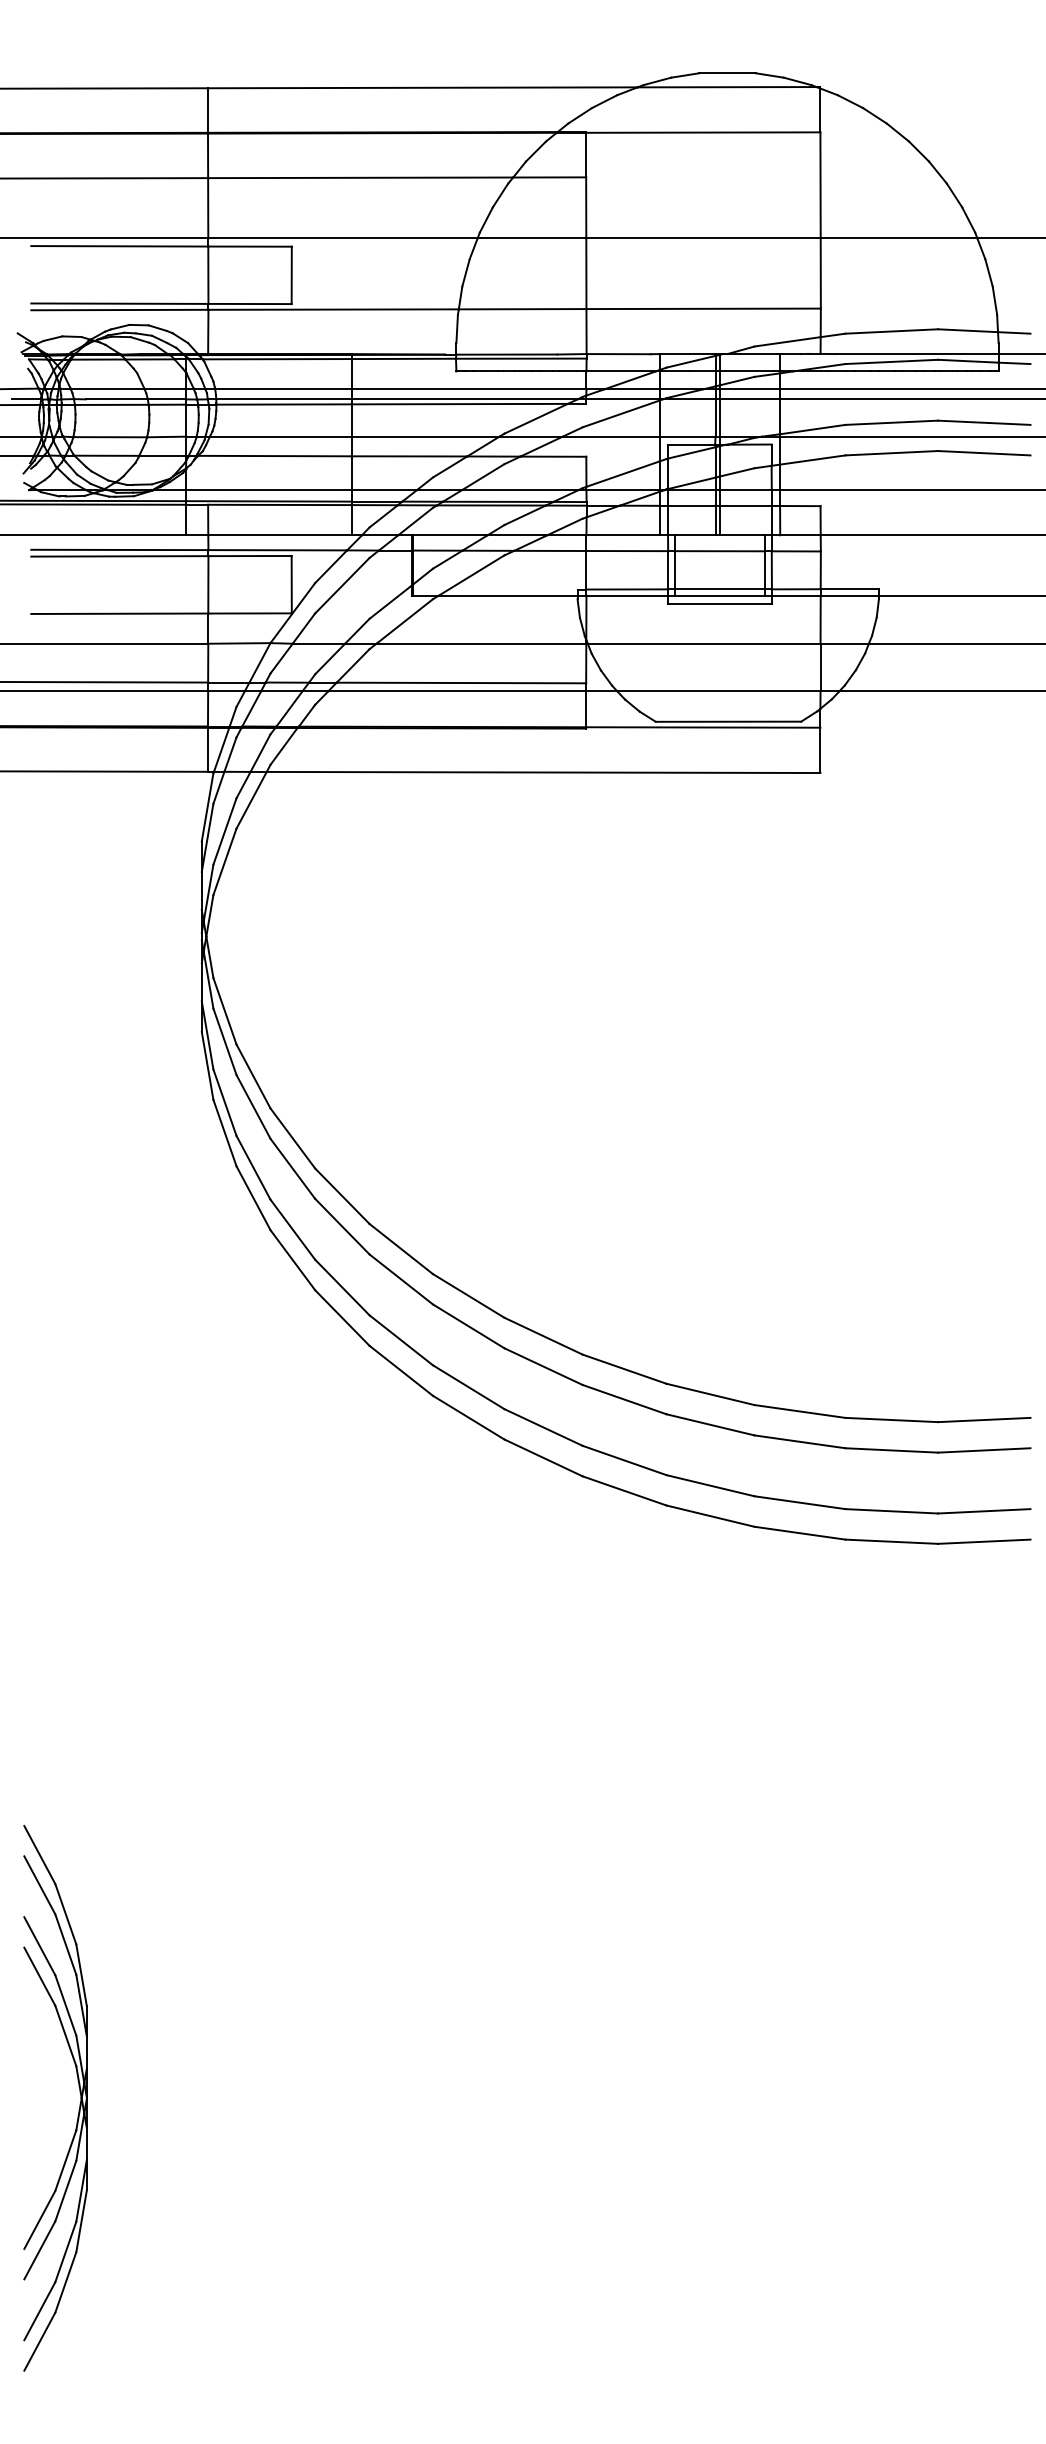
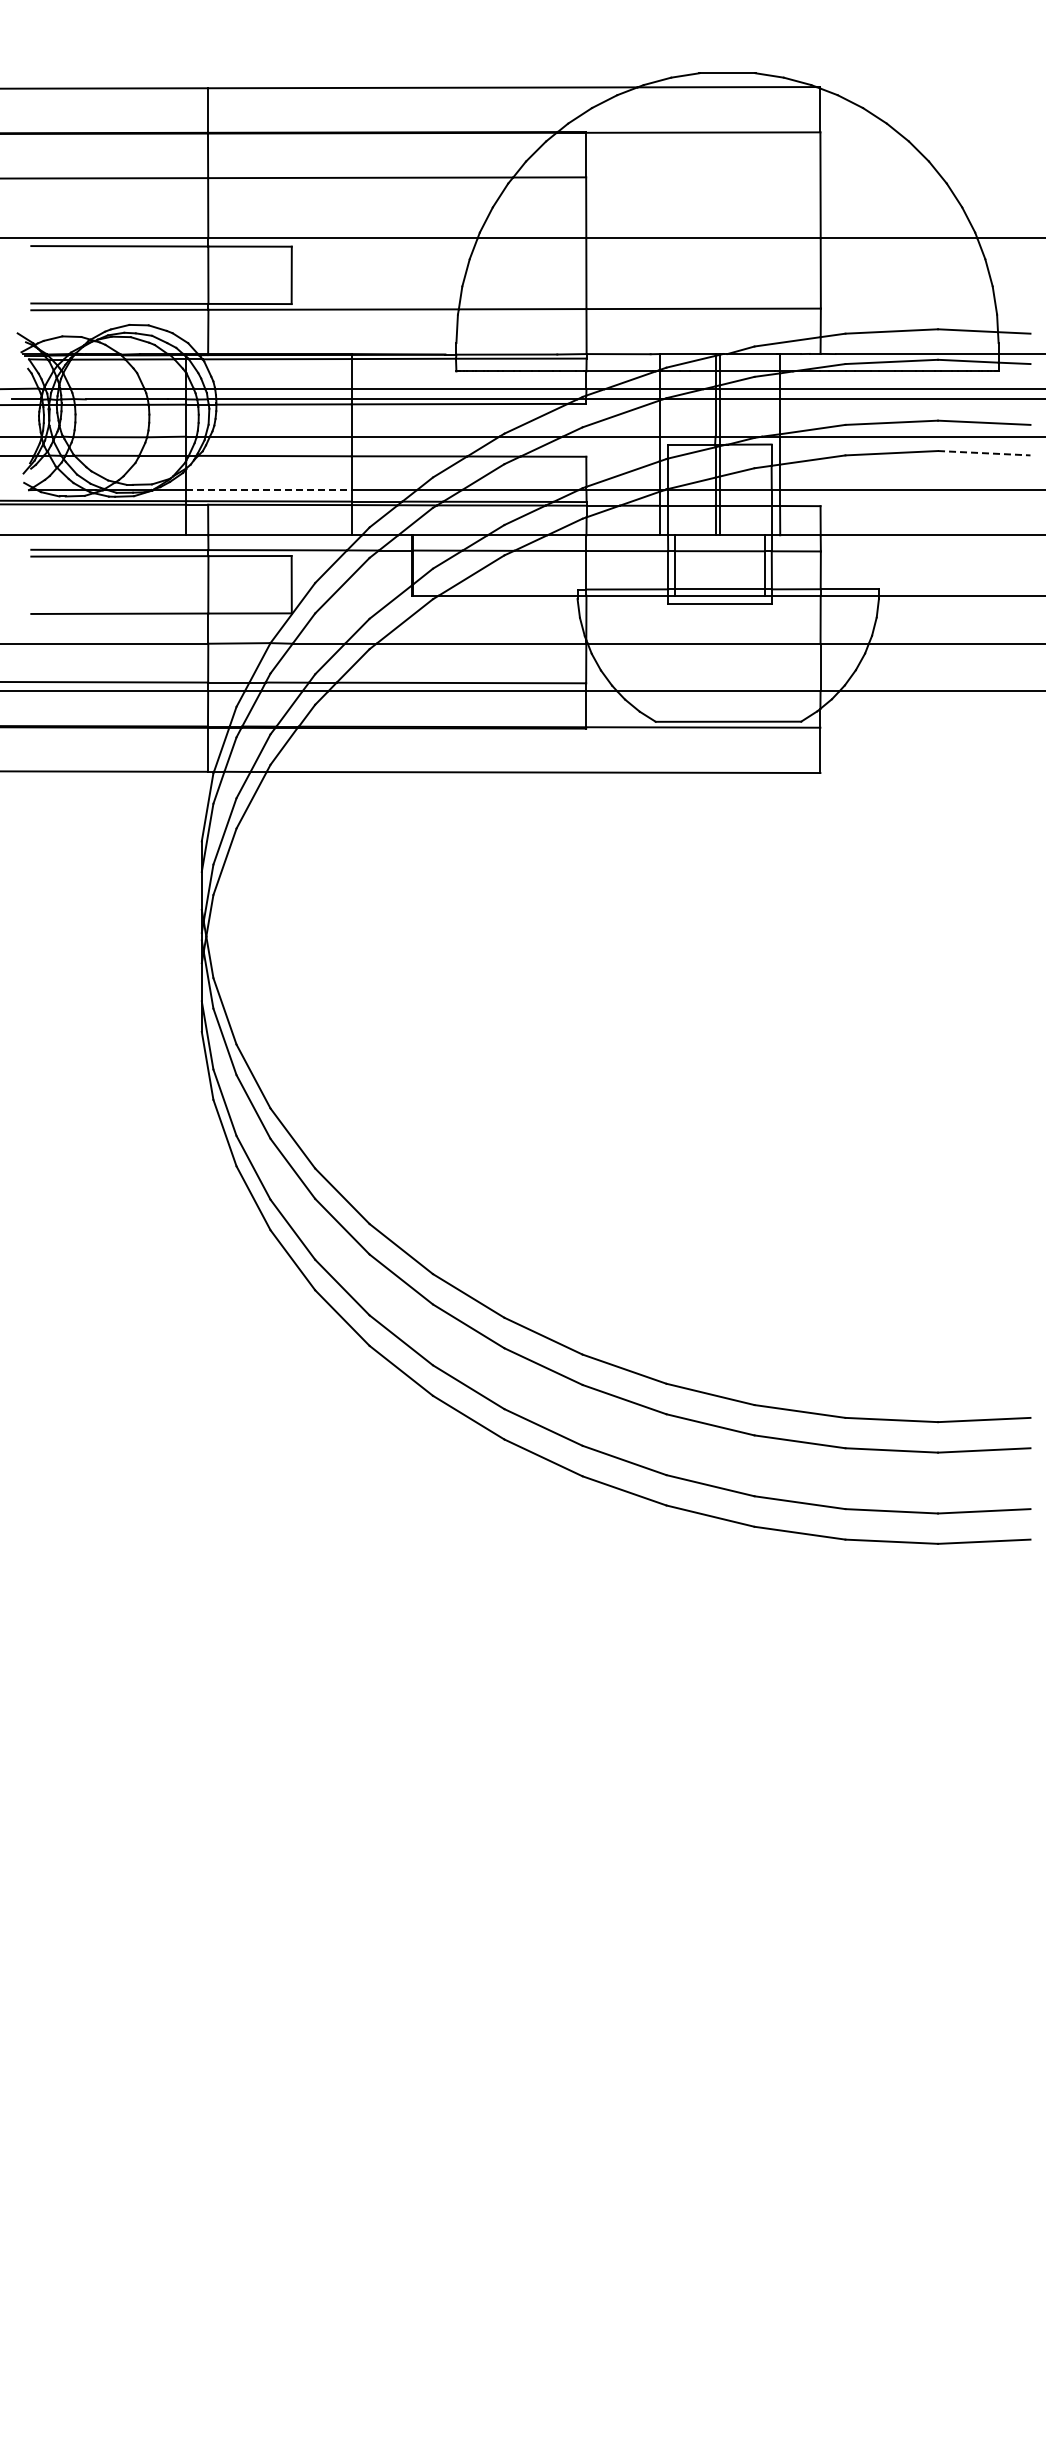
line: solid -> dashed (984, 453)
line: solid -> dashed (268, 490)
part: present -> none (79, 2092)
